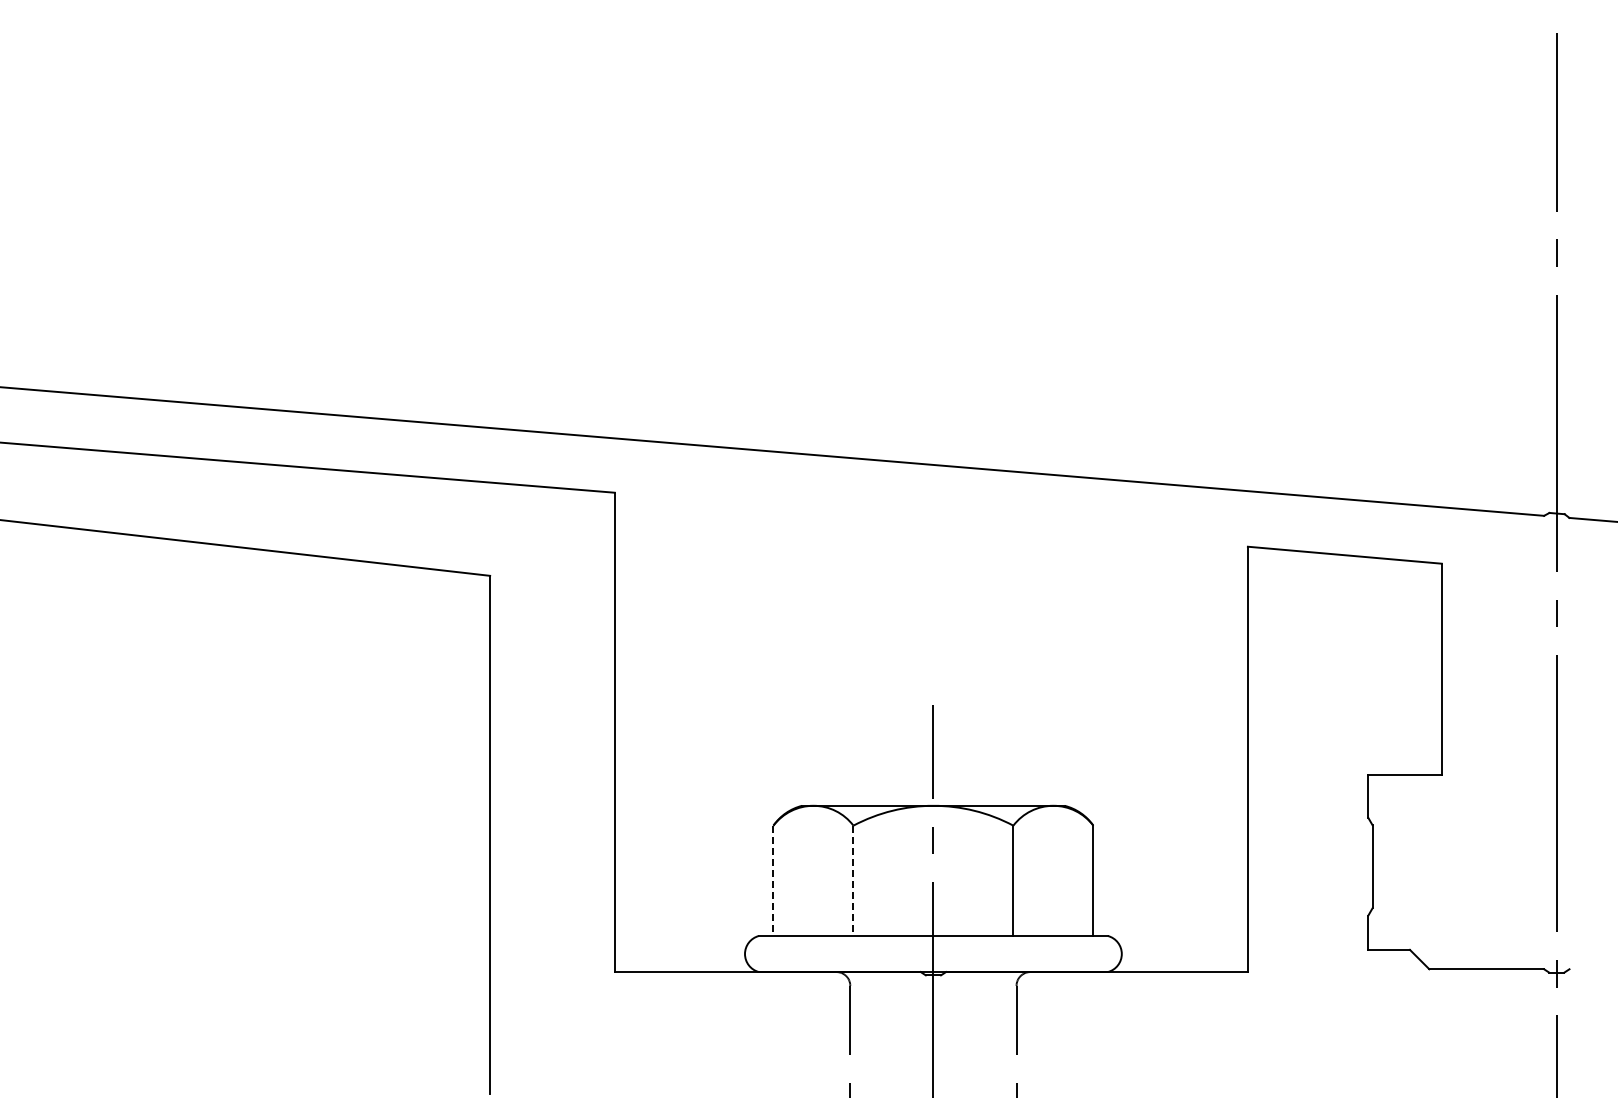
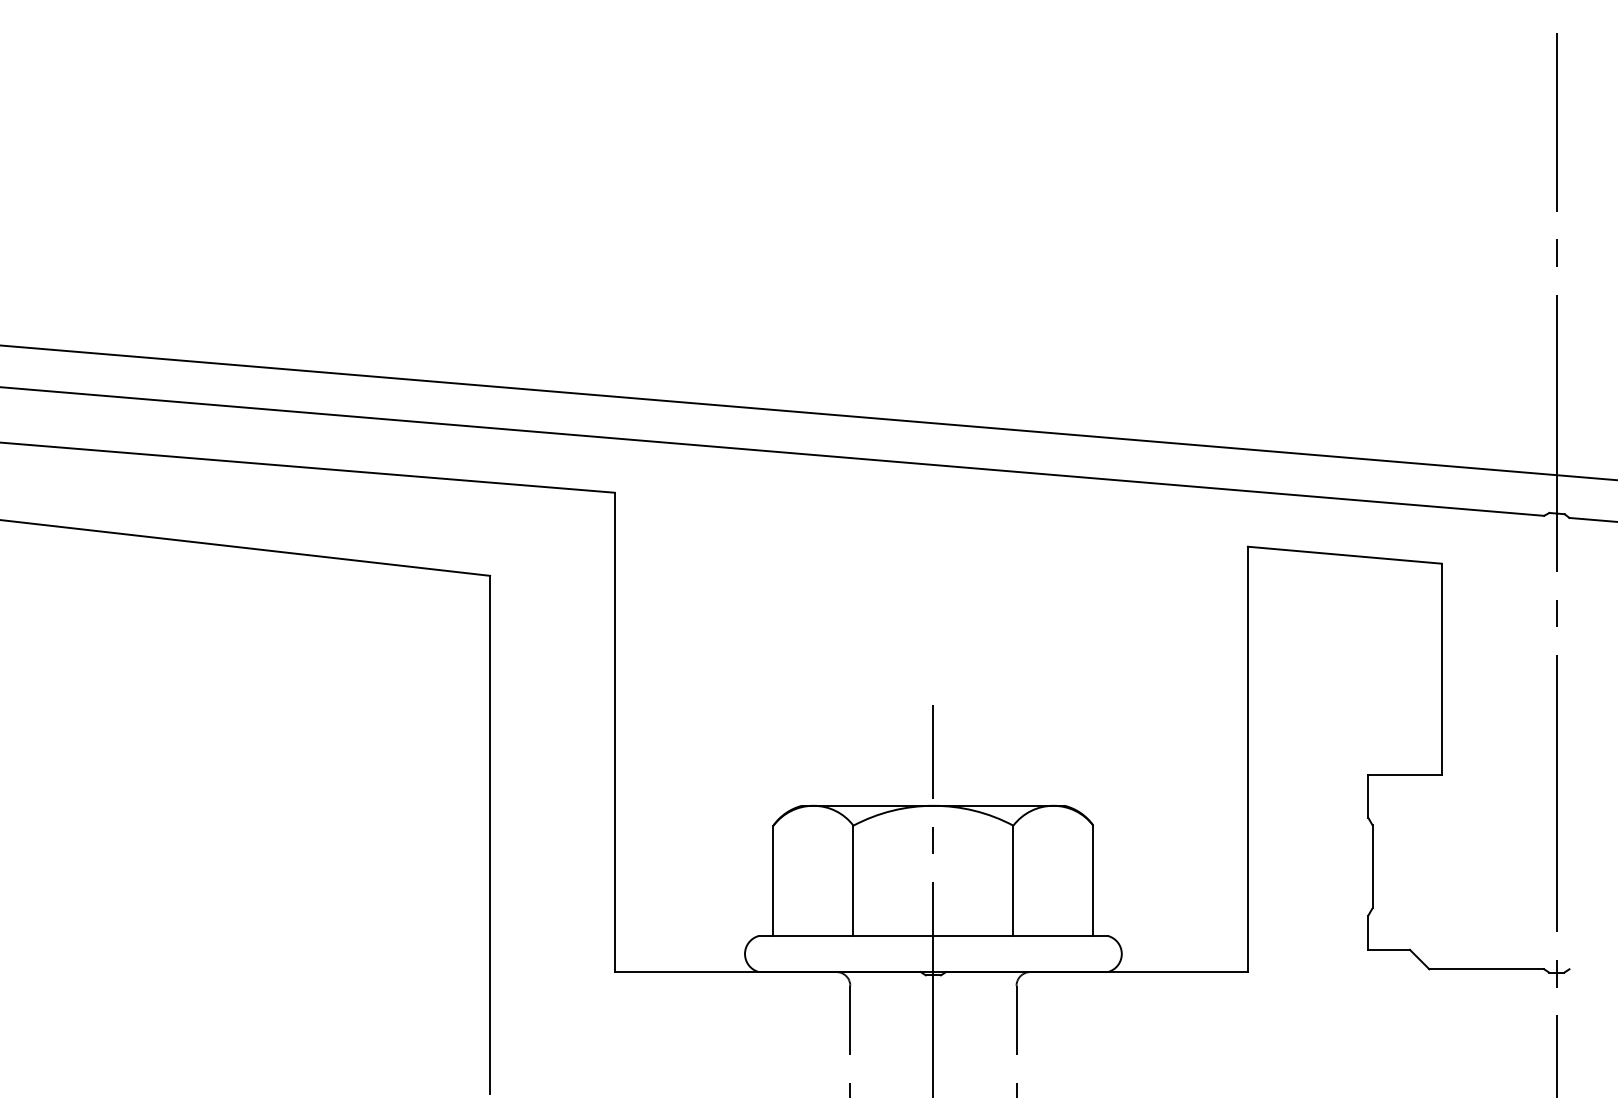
line: none -> present (808, 412)
line: dashed -> solid (773, 881)
line: dashed -> solid (853, 881)
